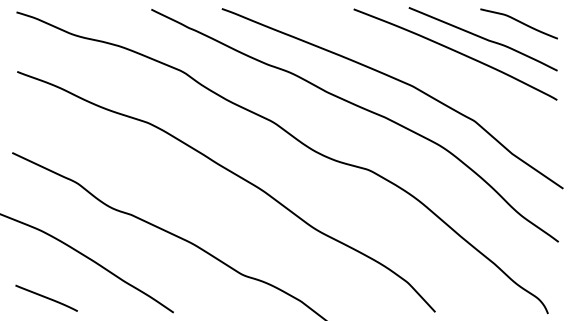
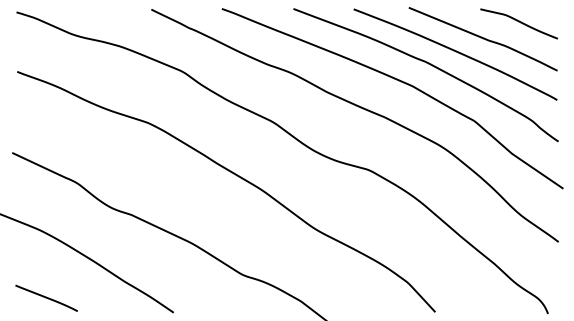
curve: none -> present (430, 65)
